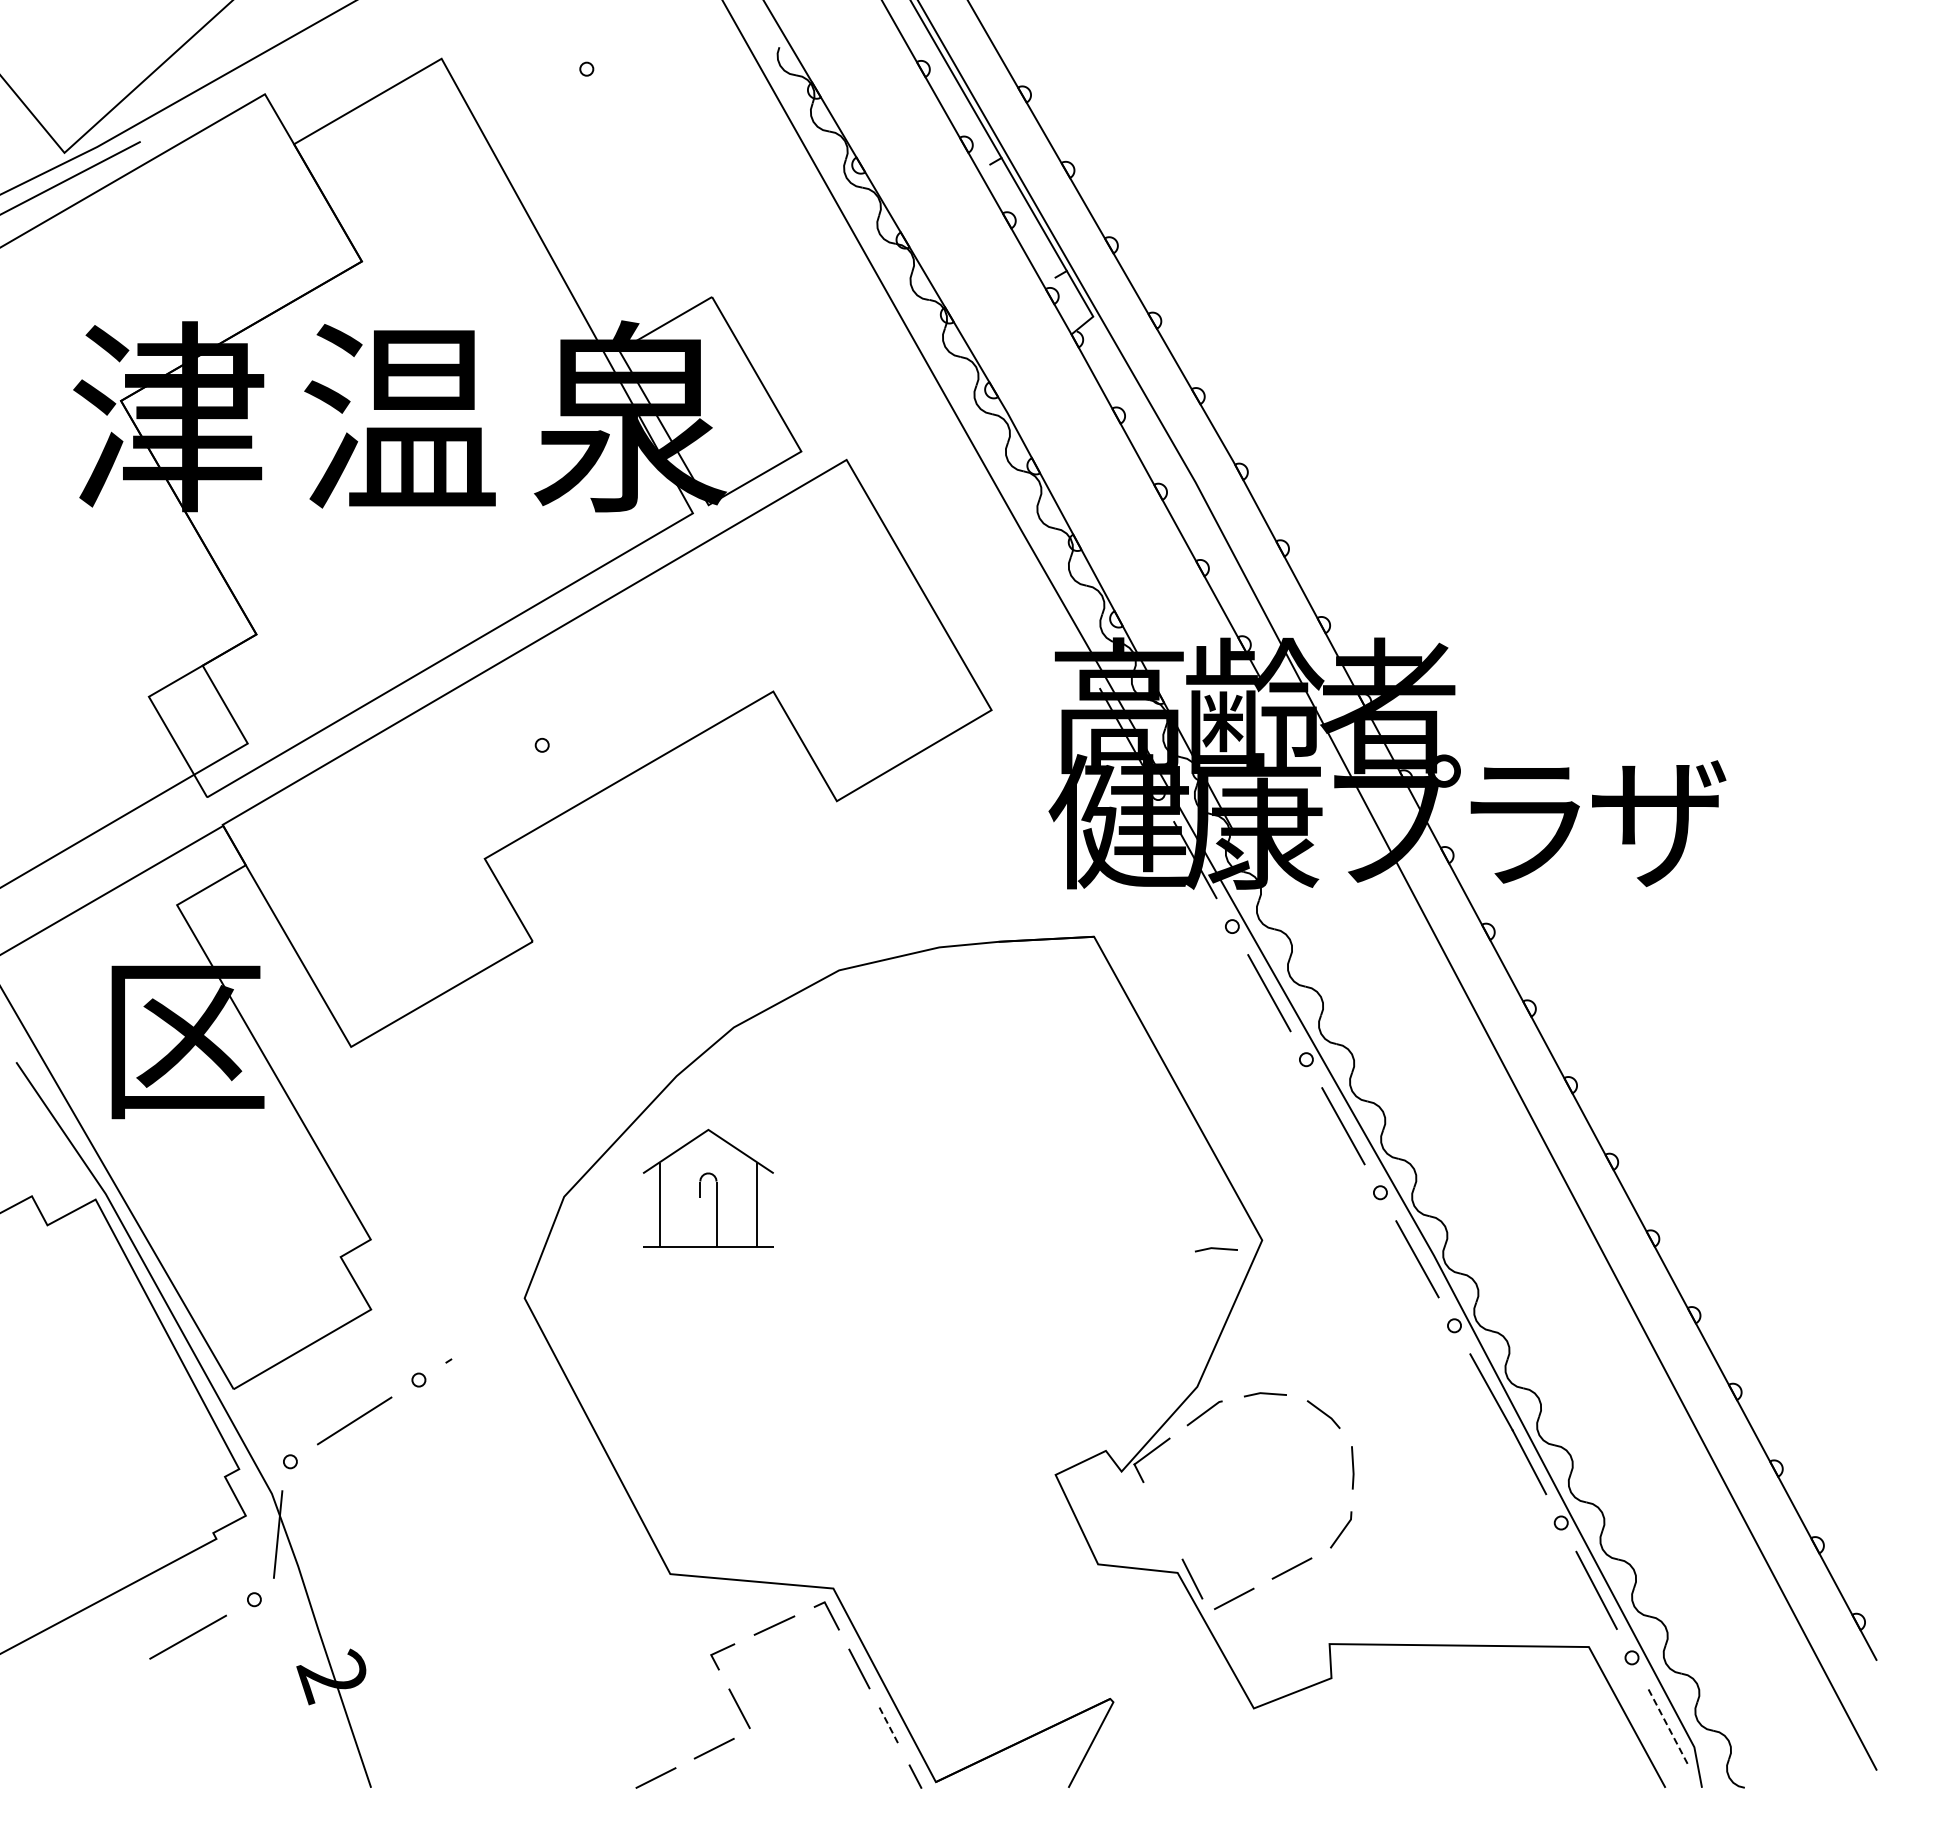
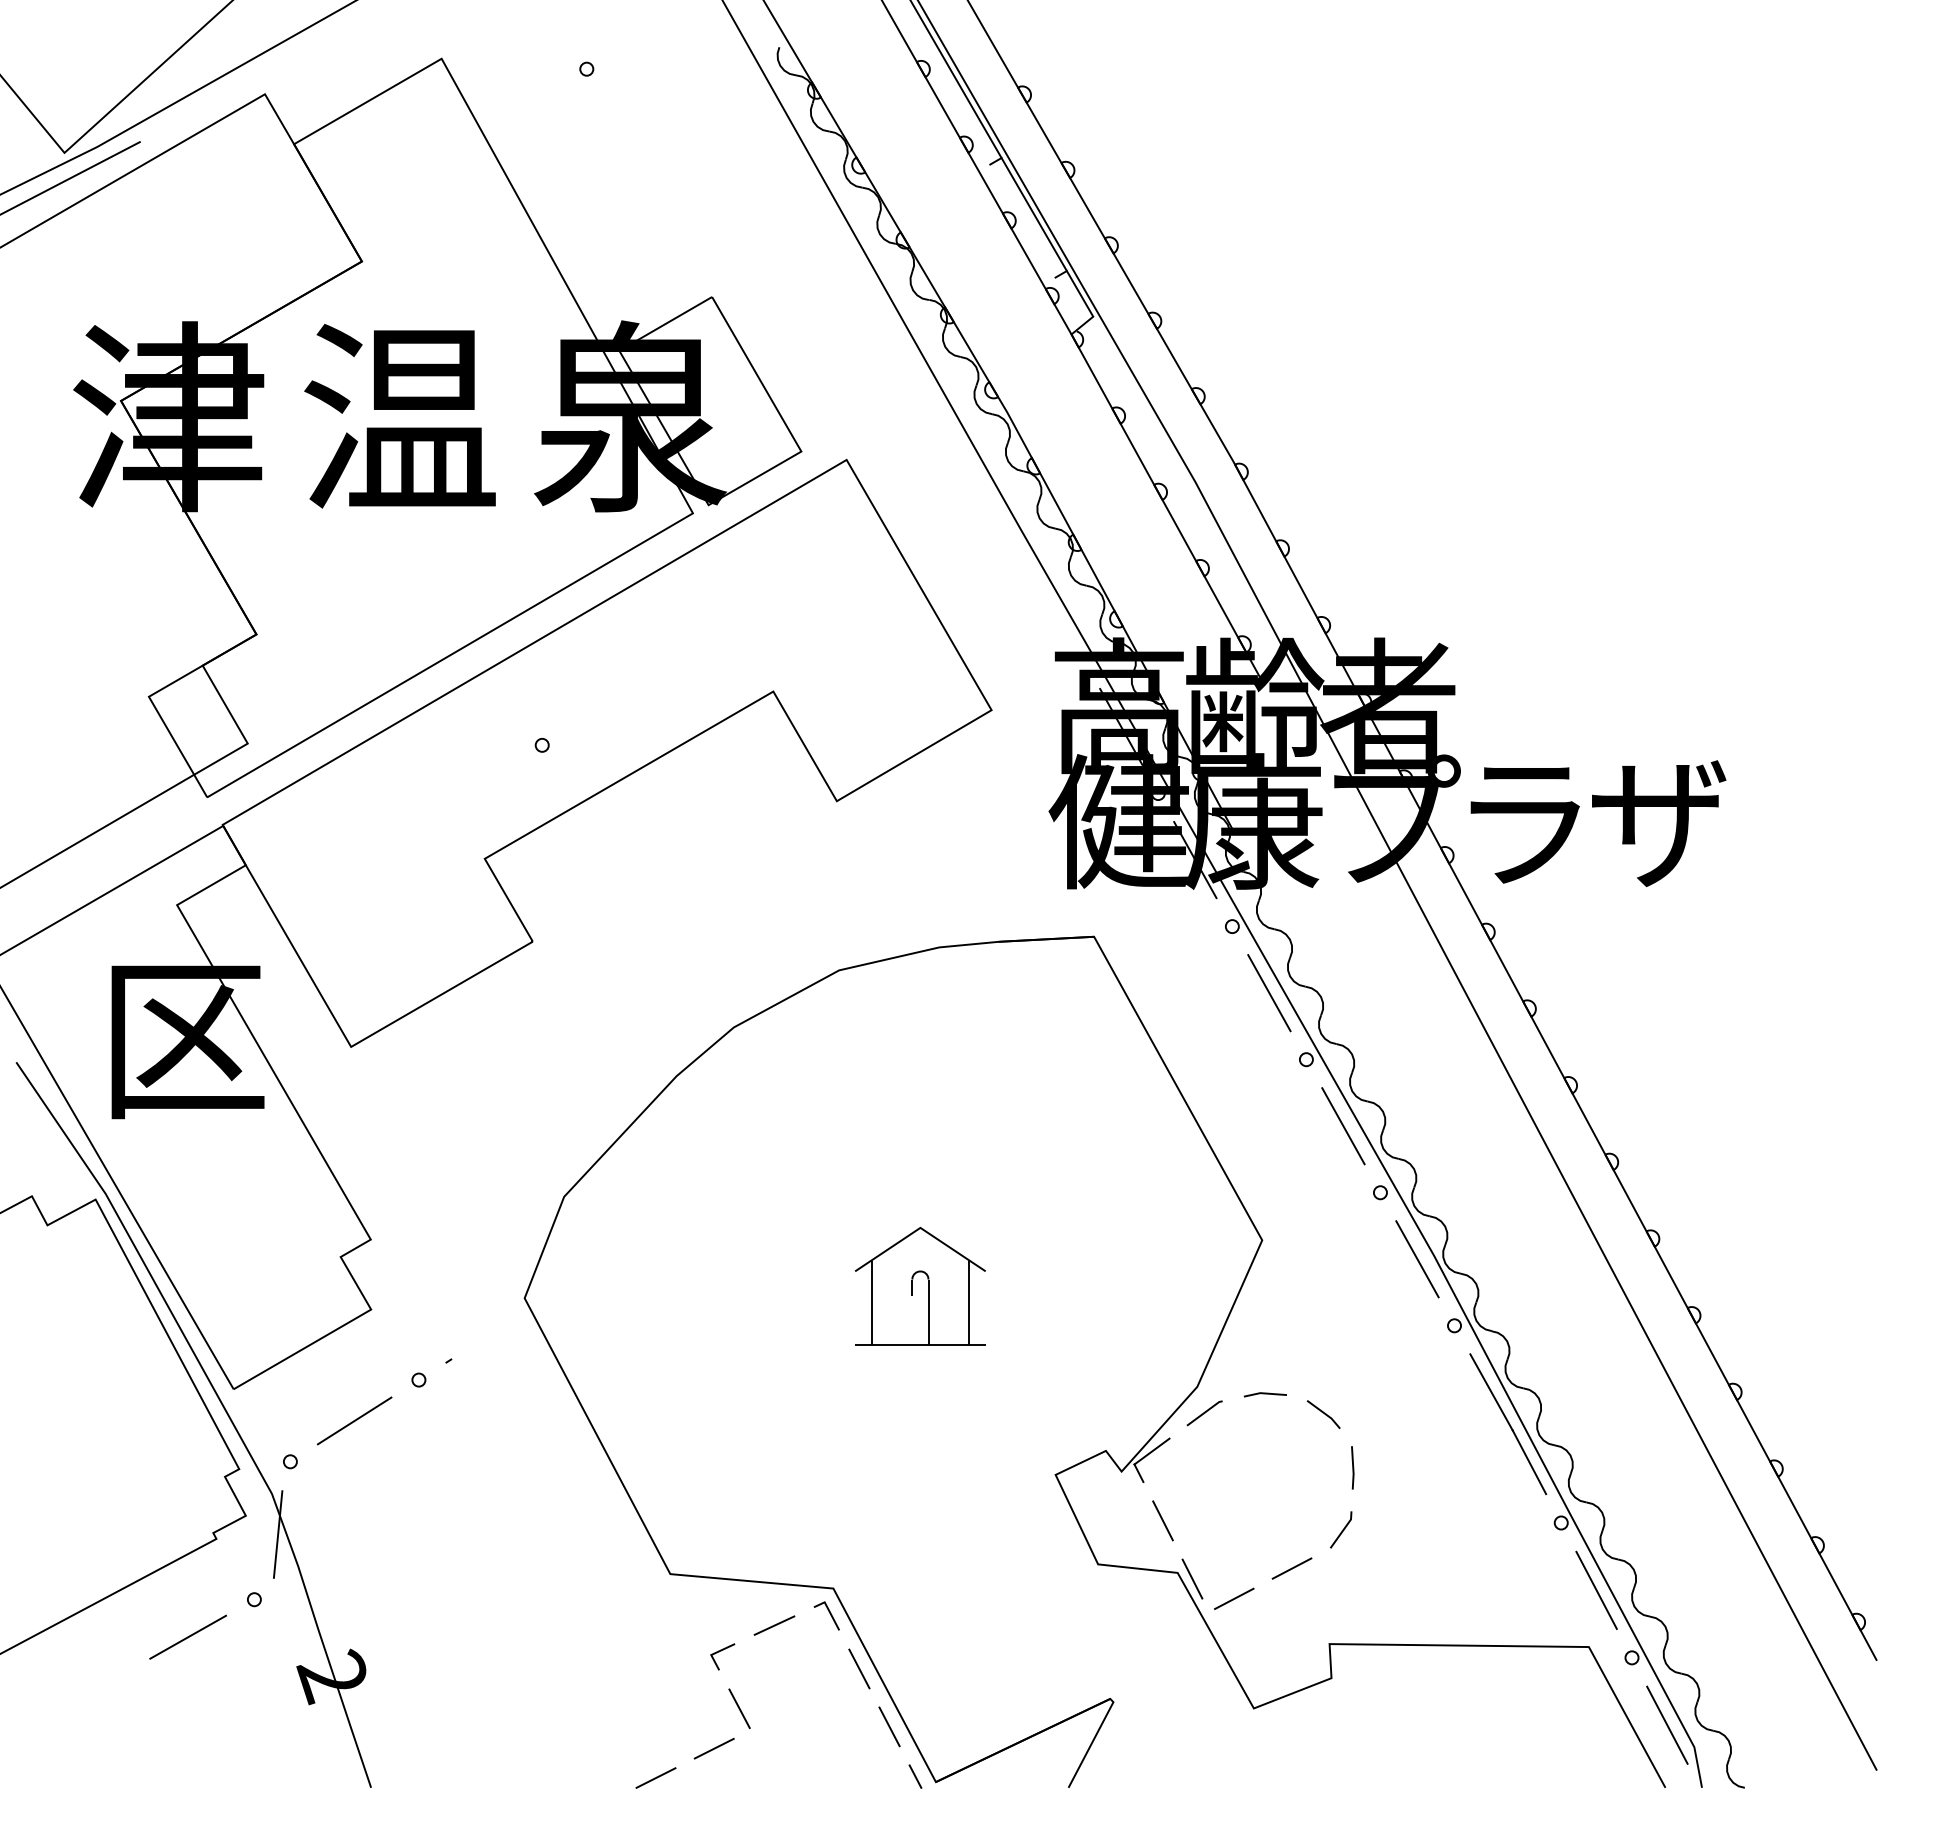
part position: (707, 1187) -> (919, 1285) (919, 1285)
line: present -> none (1216, 1249)
line: none -> present (1162, 1520)
line: dashed -> solid (1667, 1725)
line: dashed -> solid (889, 1726)
